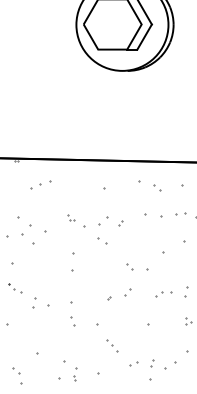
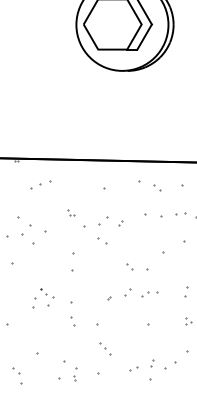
part position: (71, 217) -> (71, 212) (71, 212)
part position: (15, 288) -> (47, 293) (47, 293)
part position: (163, 294) -> (149, 294) (149, 294)
part position: (112, 345) -> (105, 348) (105, 348)
part position: (133, 363) -> (133, 368) (133, 368)
